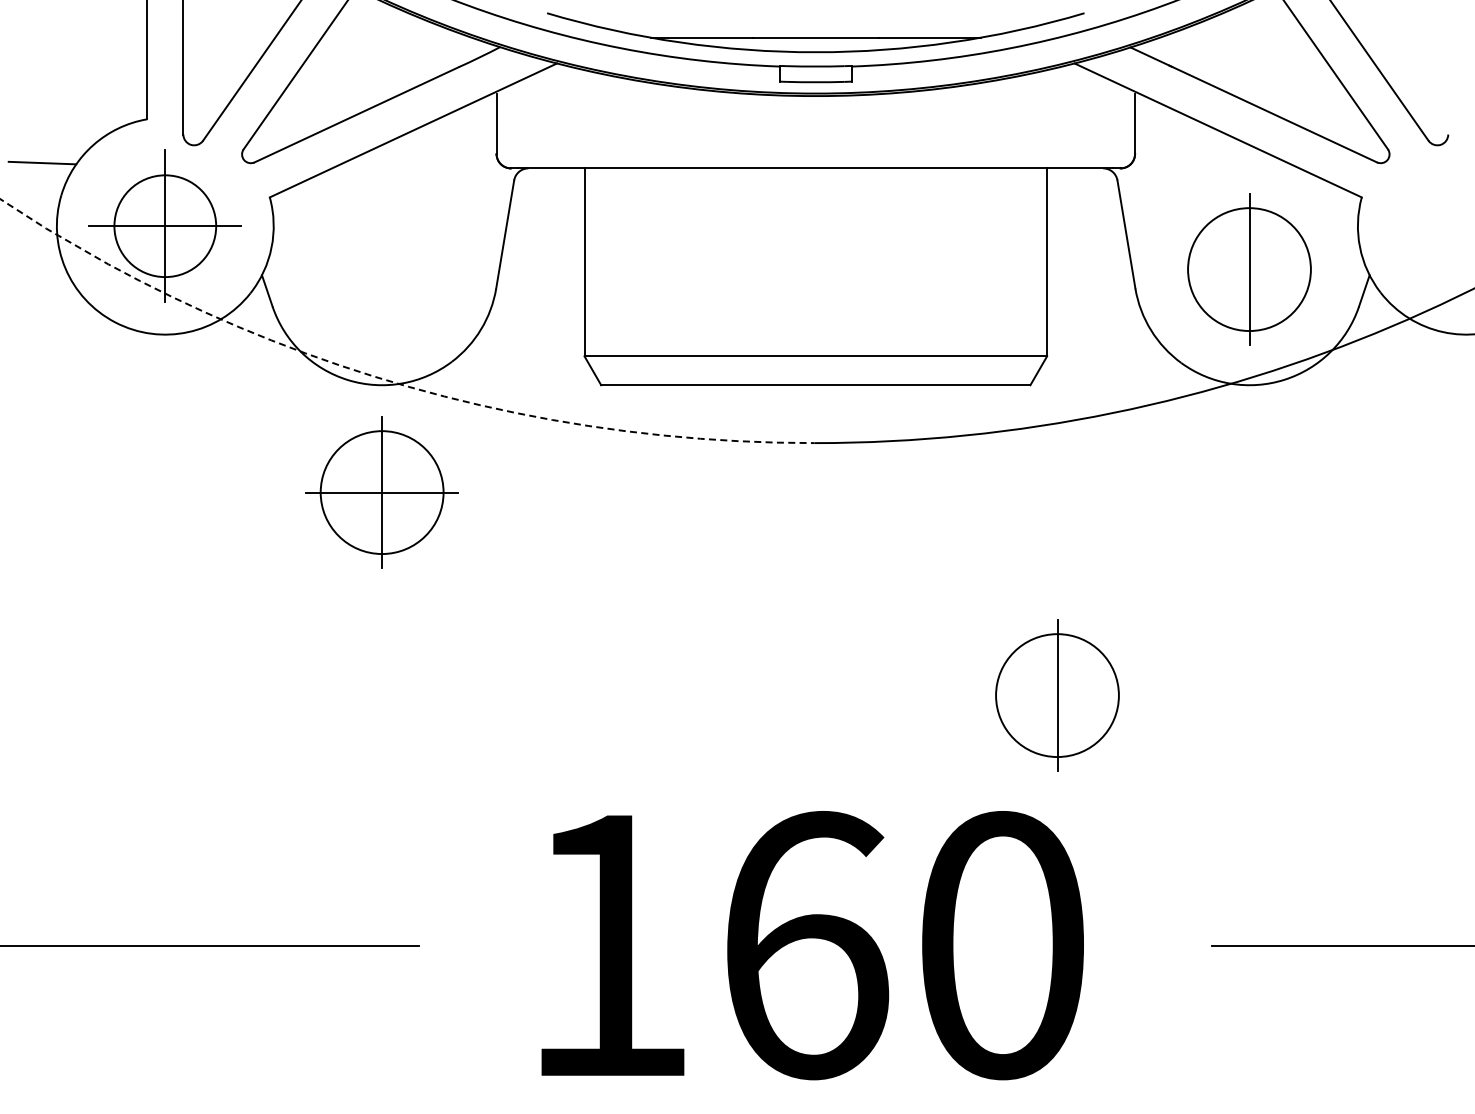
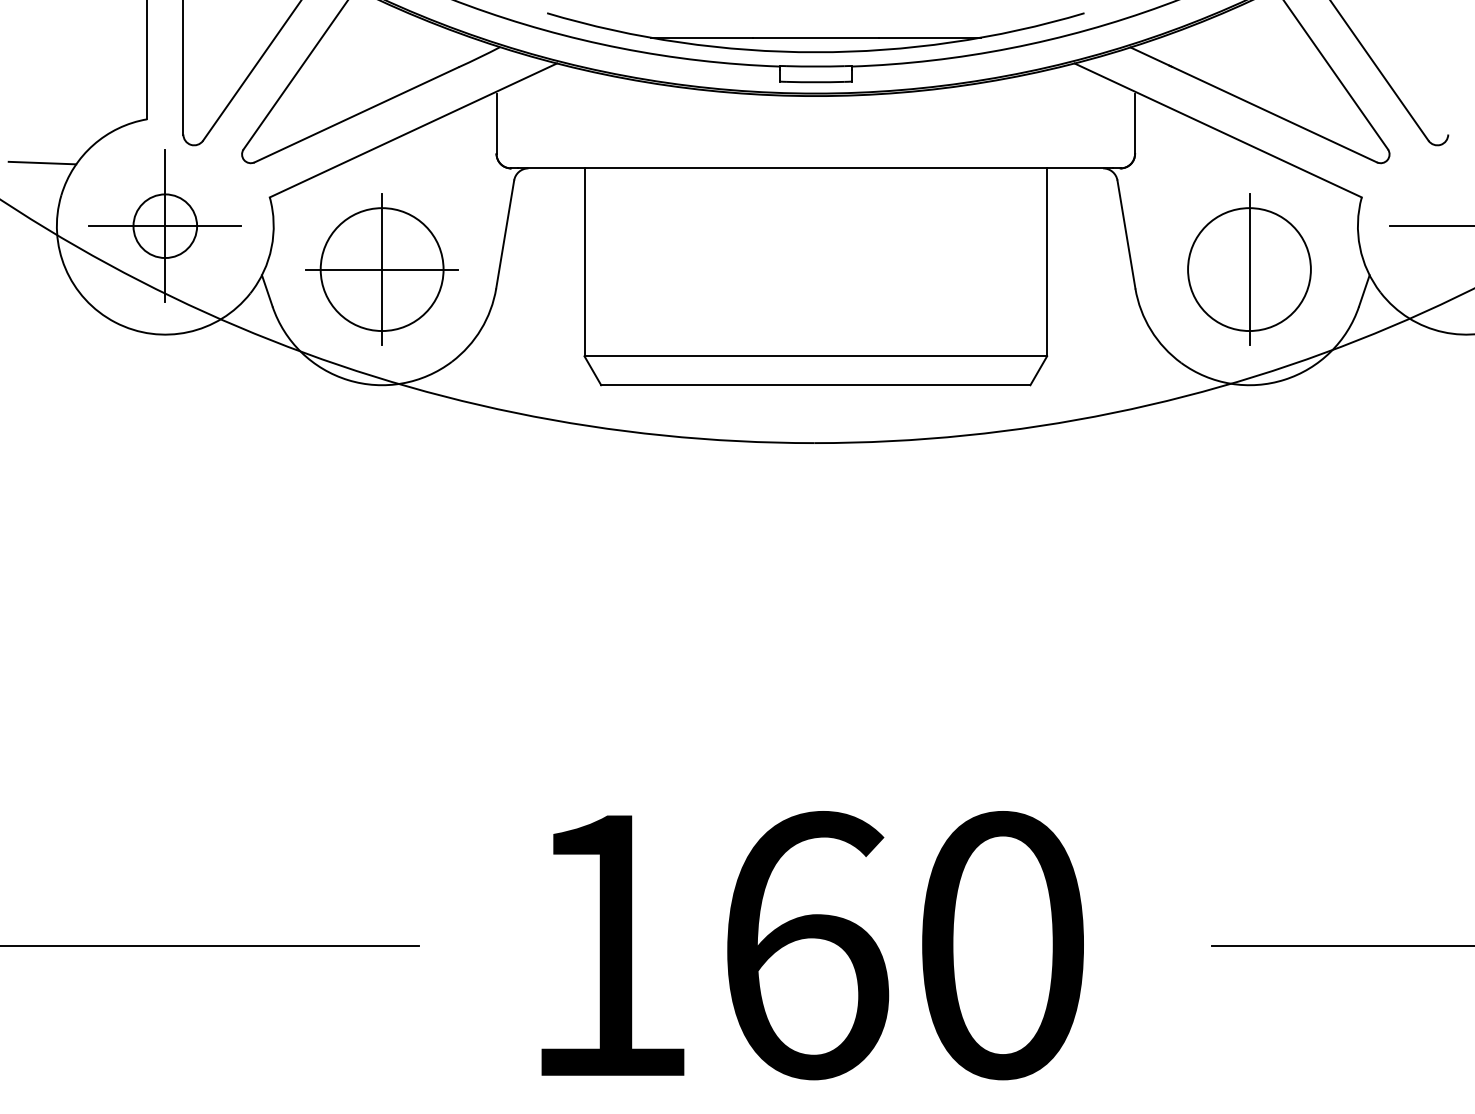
circle diameter: 102 px -> 64 px (165, 226)
line: none -> present (1430, 226)
arc: dashed -> solid (389, 381)
part position: (381, 492) -> (381, 269) (381, 269)
part: present -> none (1057, 695)
